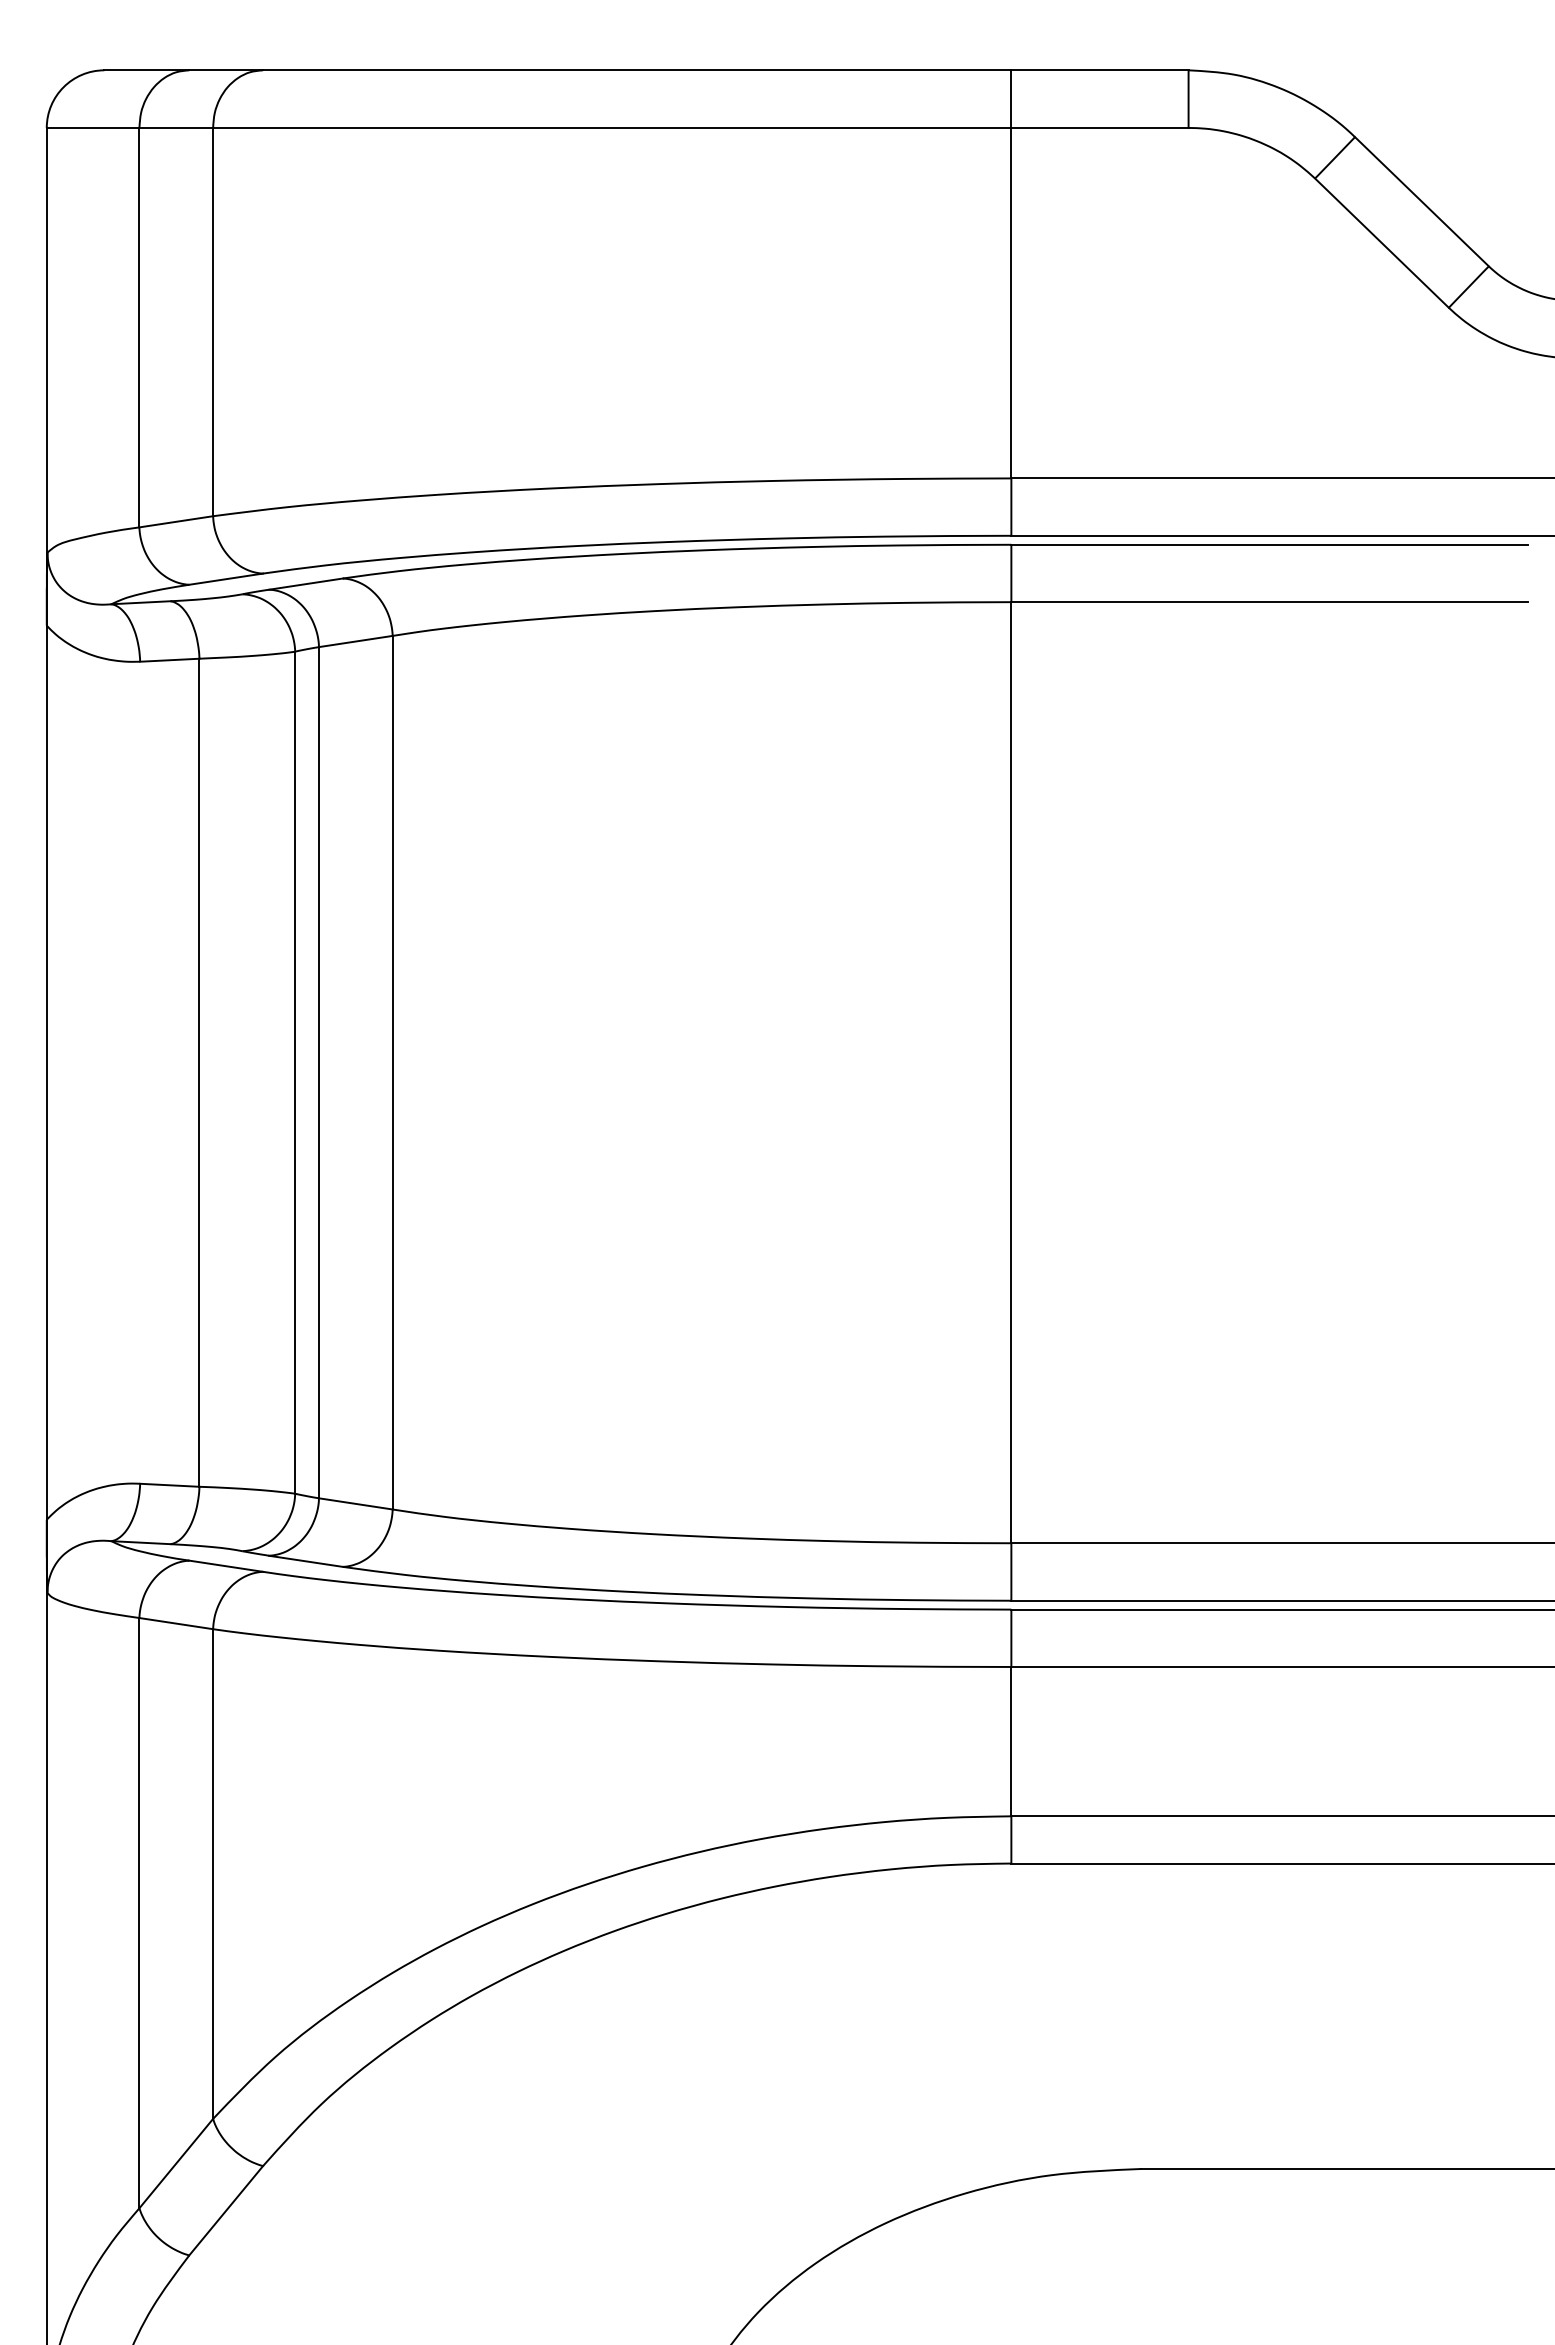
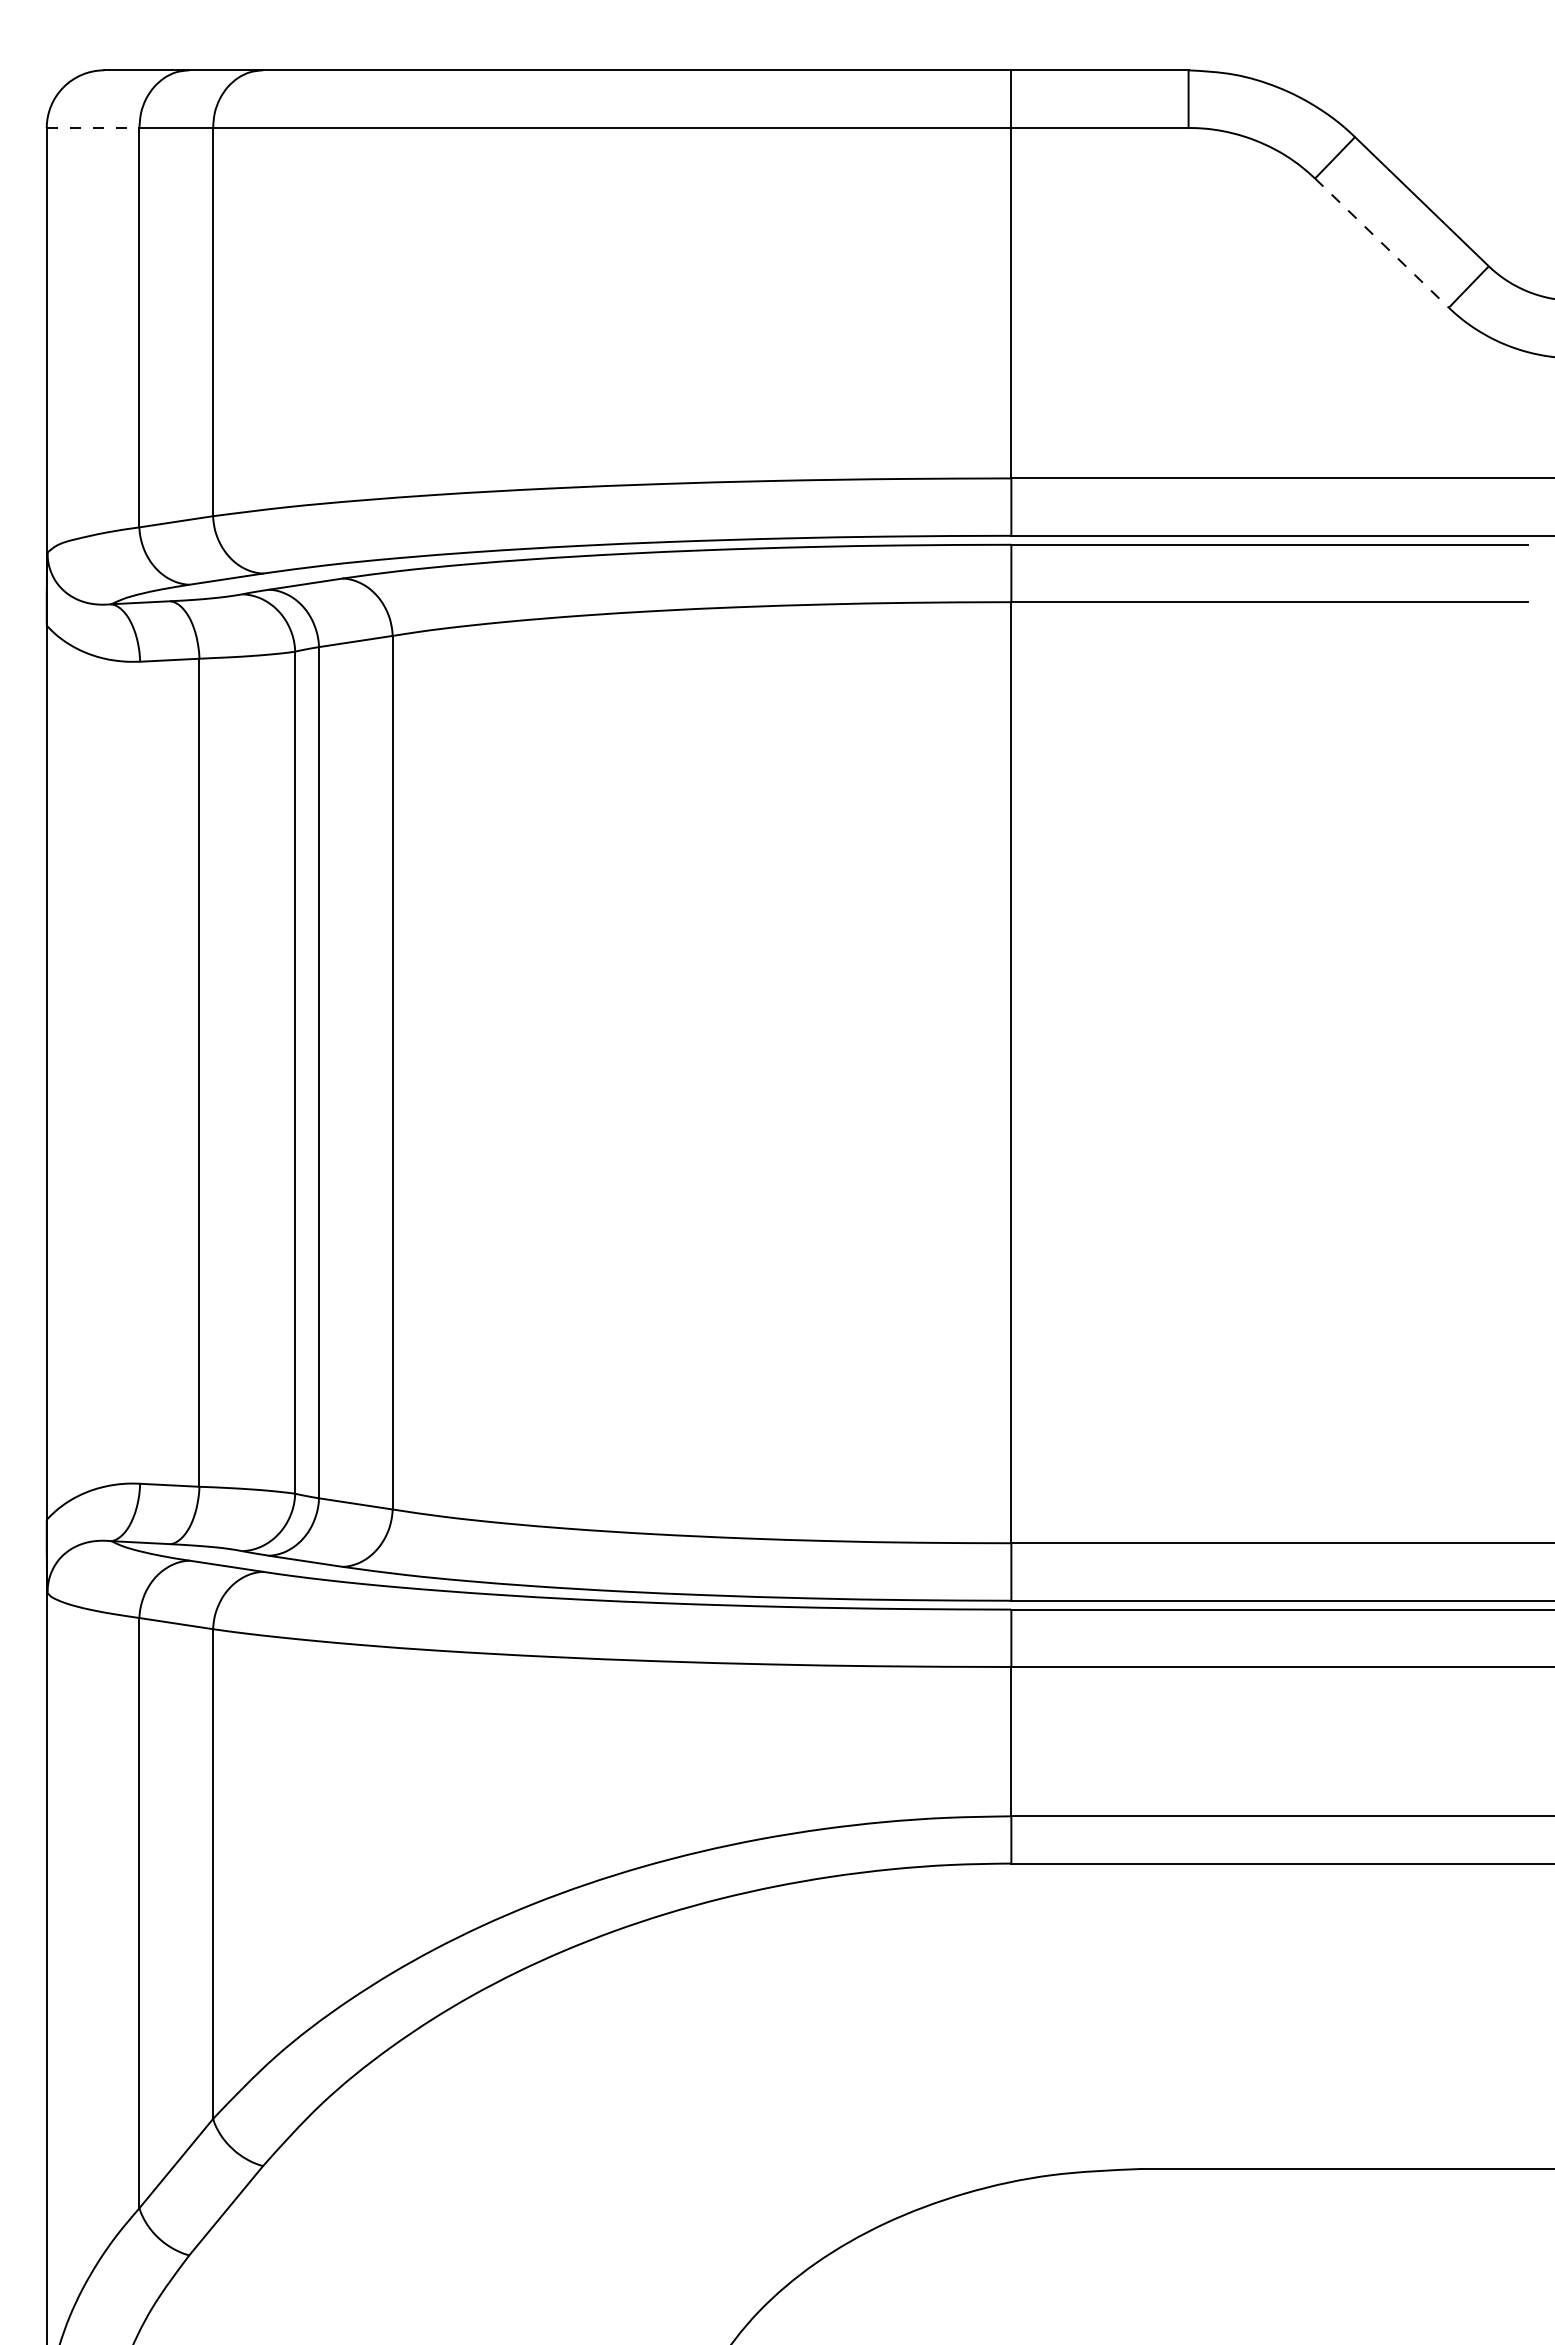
line: solid -> dashed (93, 127)
line: solid -> dashed (1382, 243)
